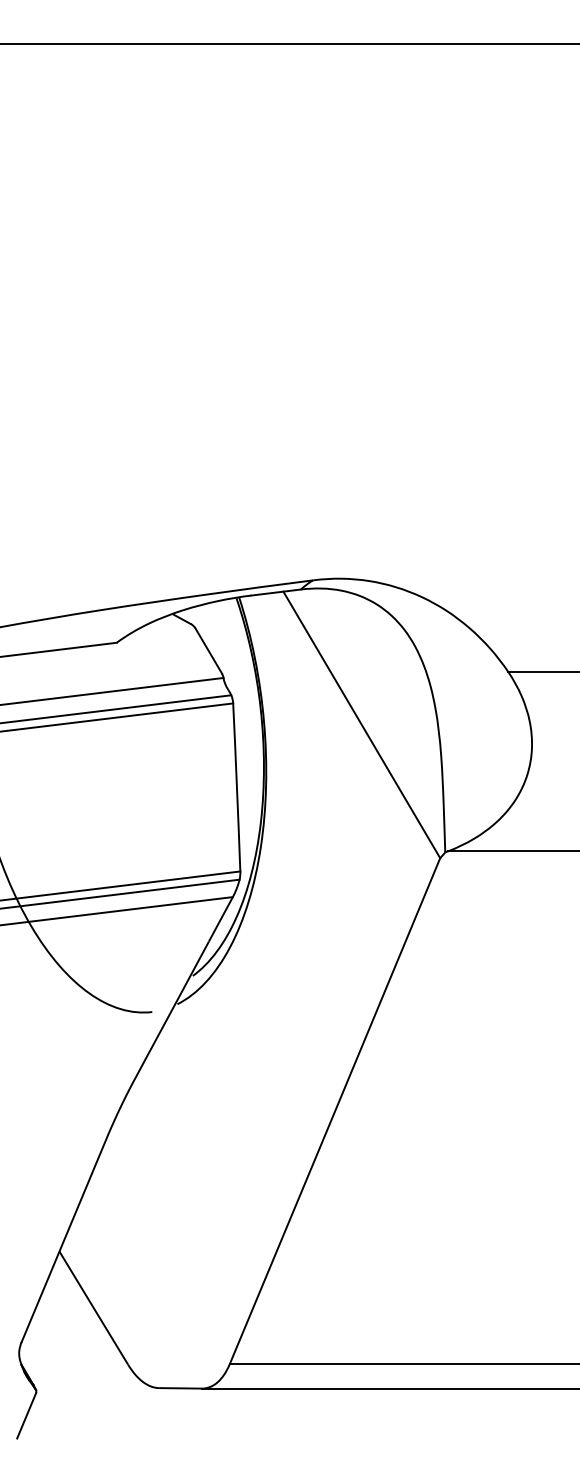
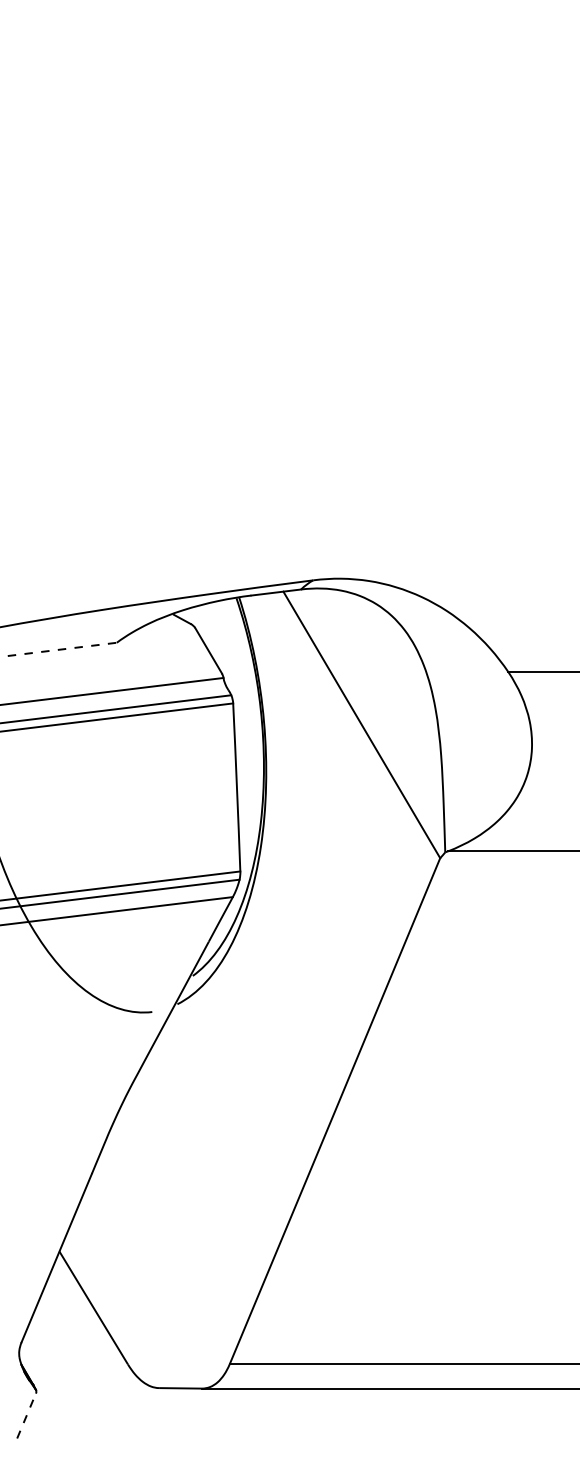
line: present -> none (289, 44)
line: solid -> dashed (58, 649)
line: solid -> dashed (26, 1415)
